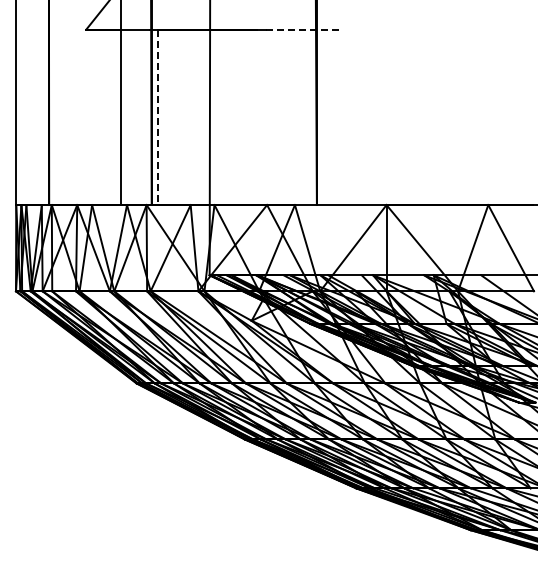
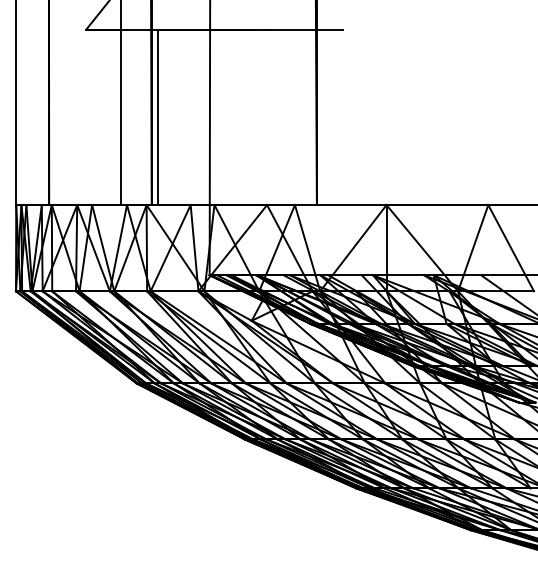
line: dashed -> solid (304, 29)
line: dashed -> solid (157, 117)
